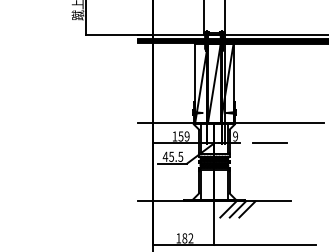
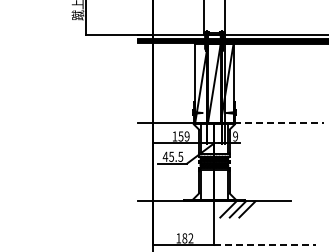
line: solid -> dashed (279, 123)
line: present -> none (269, 142)
line: solid -> dashed (265, 245)
